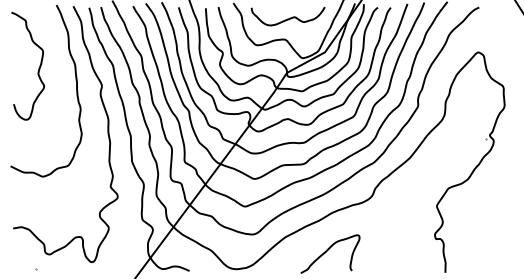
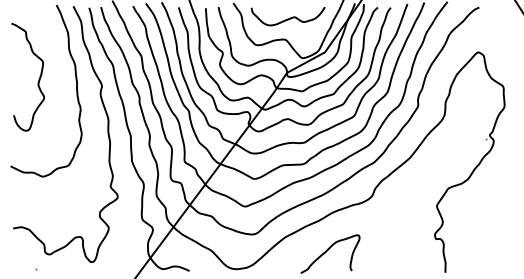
curve position: (38, 68) -> (38, 79) (38, 79)
